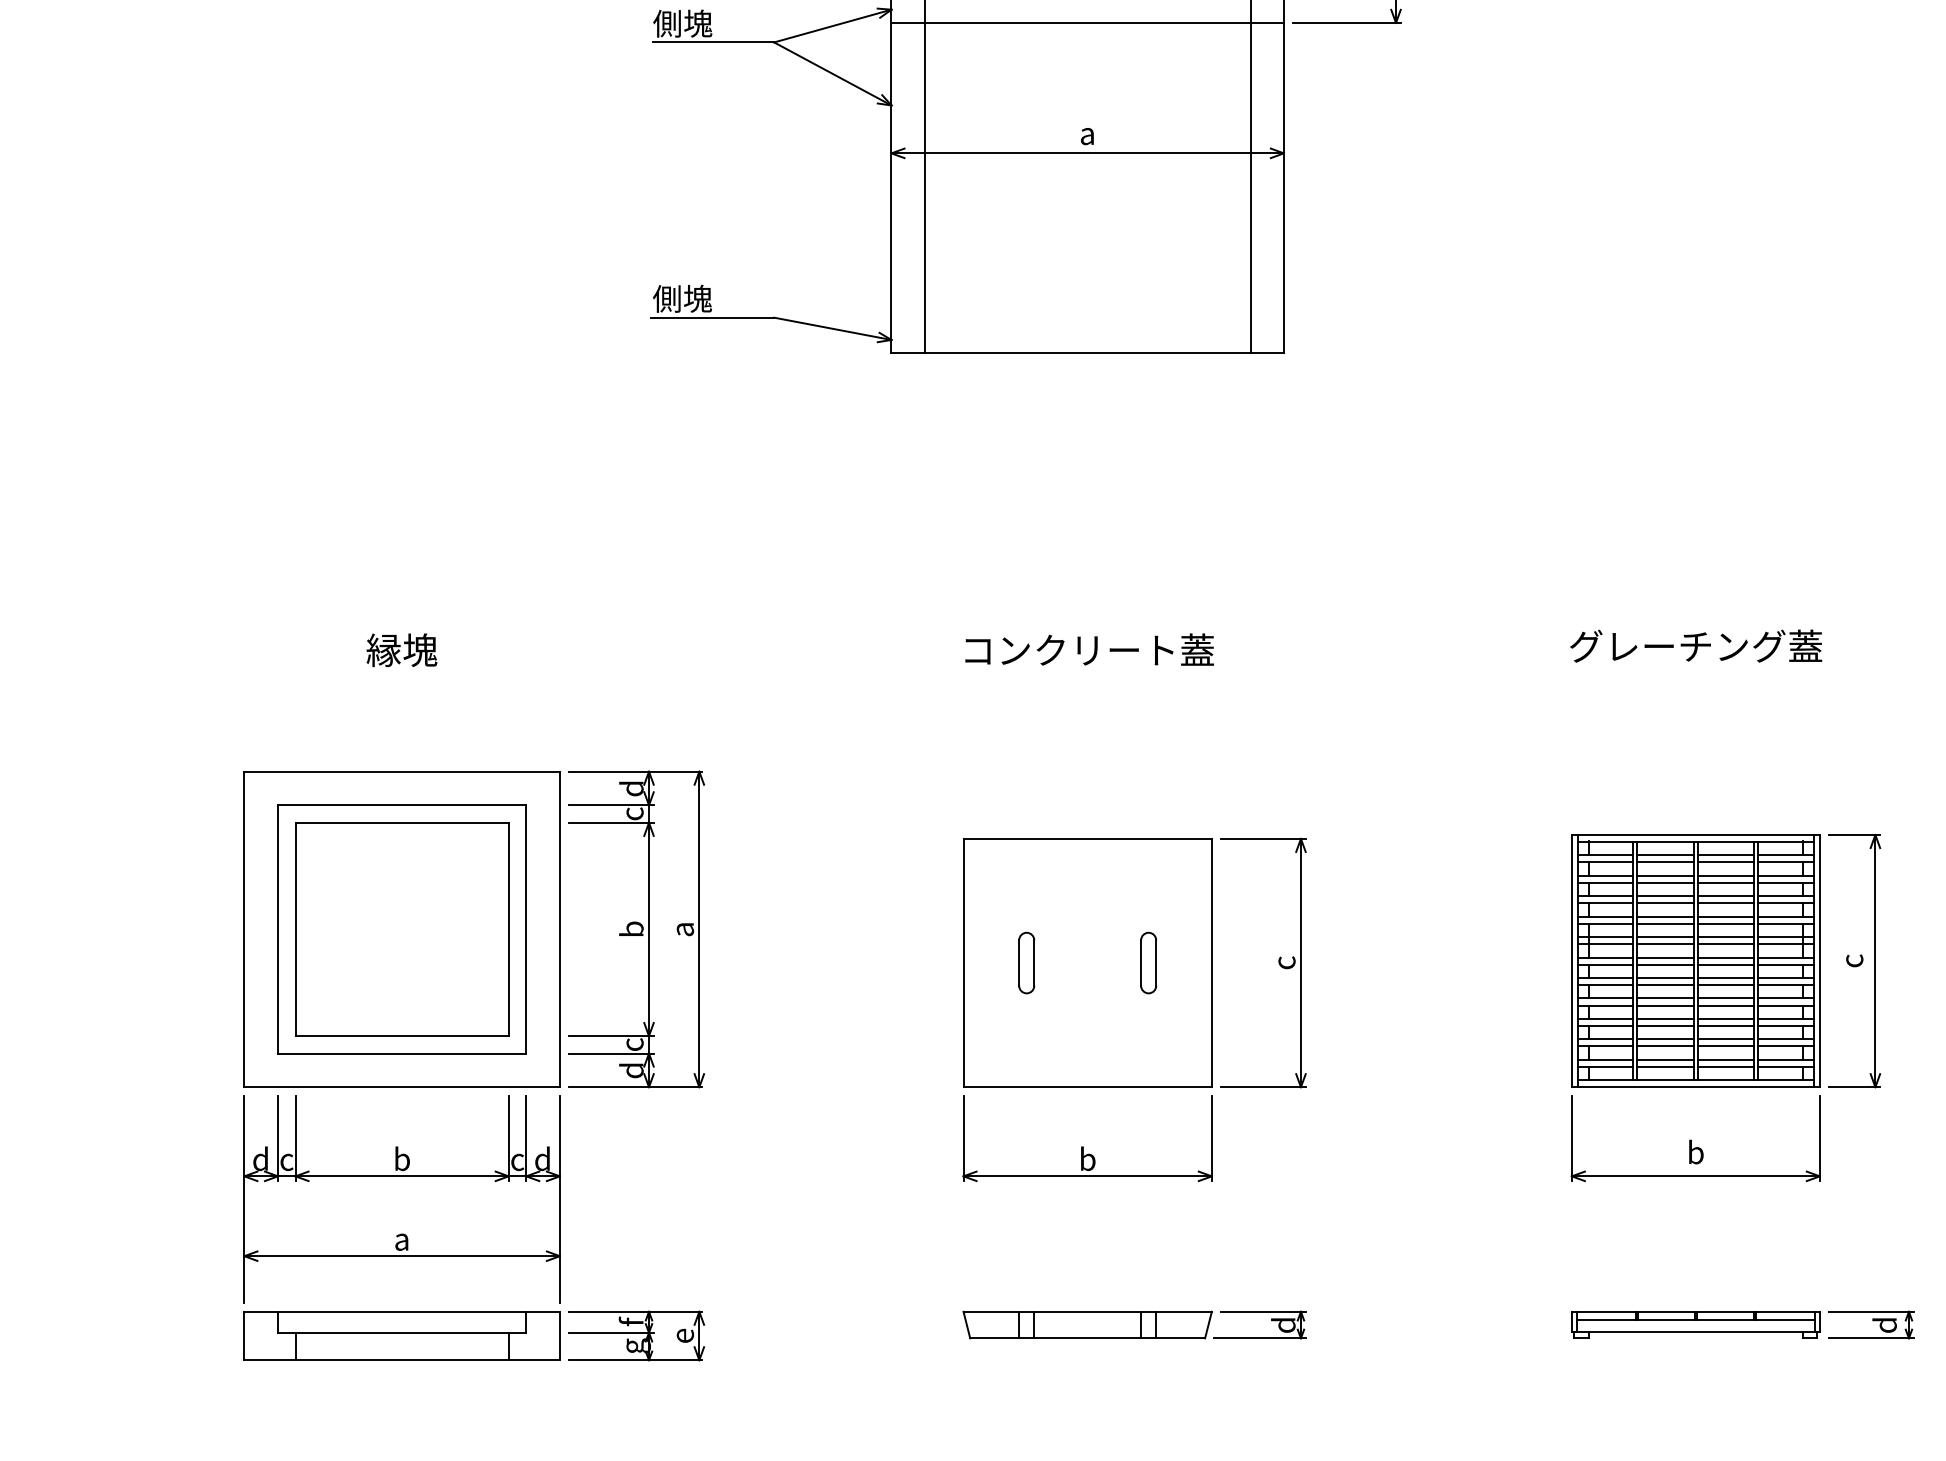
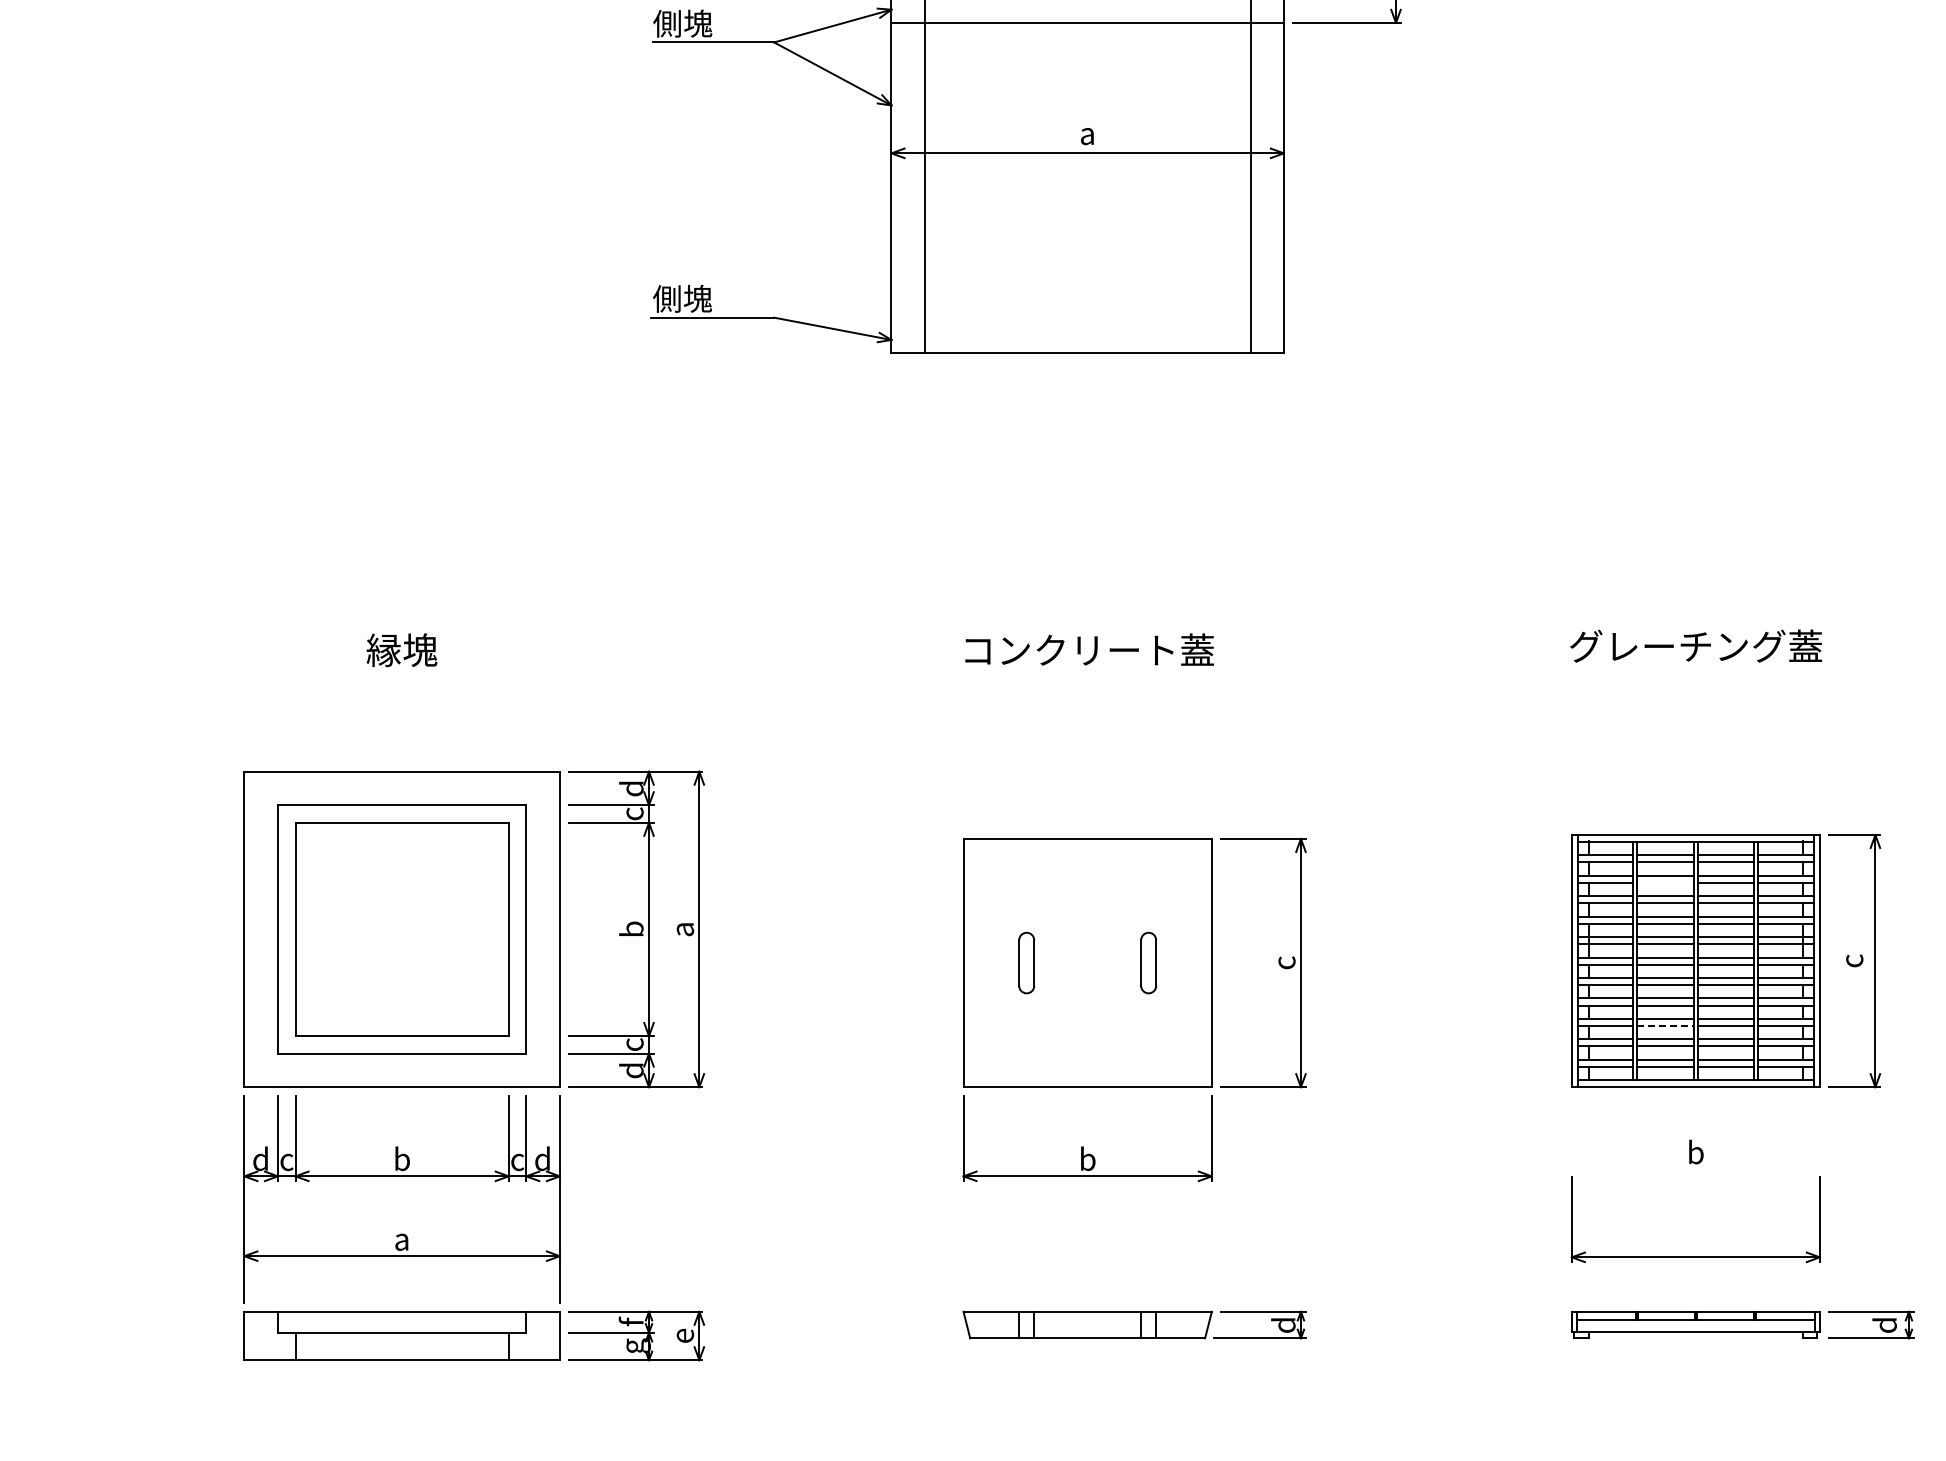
line: present -> none (1665, 882)
line: solid -> dashed (1666, 1025)
part position: (1695, 1175) -> (1695, 1256) (1695, 1256)
